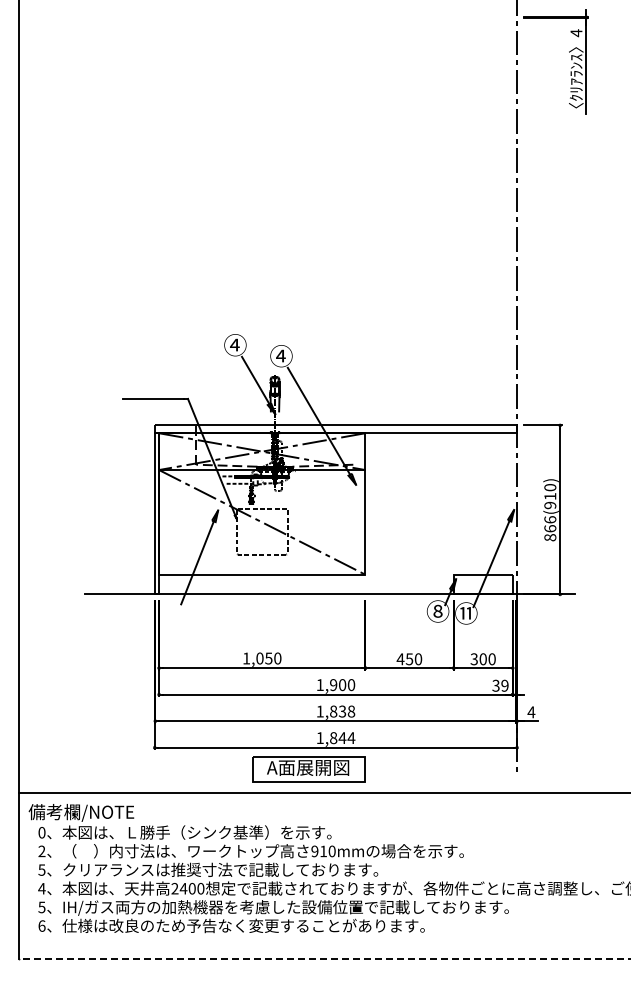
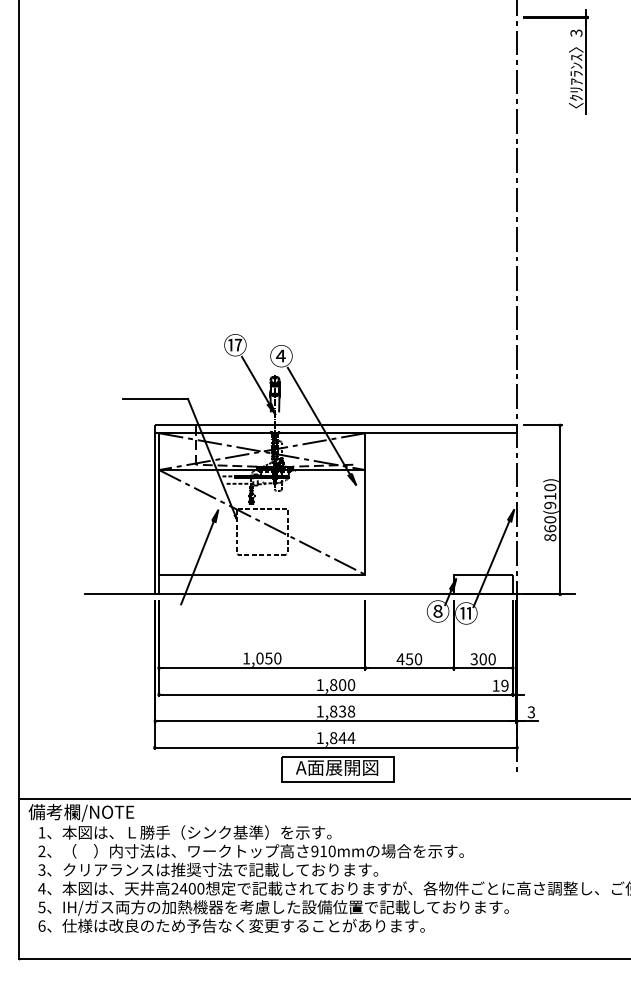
text: 4 -> 3 (576, 33)
text: ④ -> ⑰ (235, 344)
text: 866(910) -> 860(910) (550, 519)
text: 1,900 -> 1,800 (333, 685)
text: 39 -> 19 (495, 685)
text: 4 -> 3 (531, 712)
part position: (308, 769) -> (337, 769) (337, 769)
line position: (322, 792) -> (322, 798) (322, 798)
text: 0 -> 1 (41, 832)
text: 5 -> 3 (41, 869)
line: dashed -> solid (324, 959)
